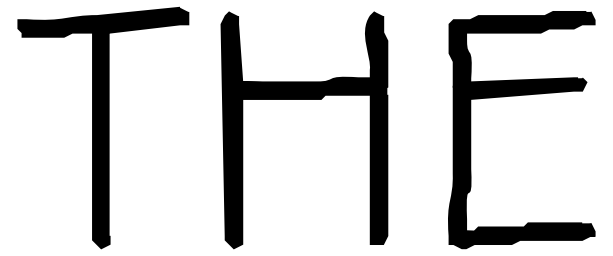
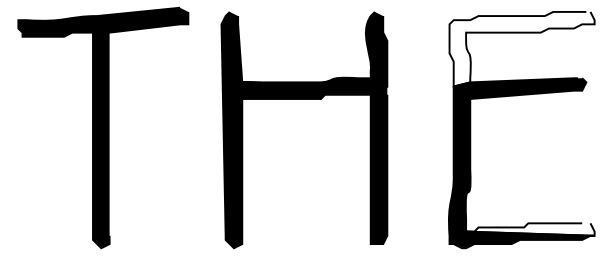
fill: present -> none (521, 48)
fill: present -> none (530, 229)
